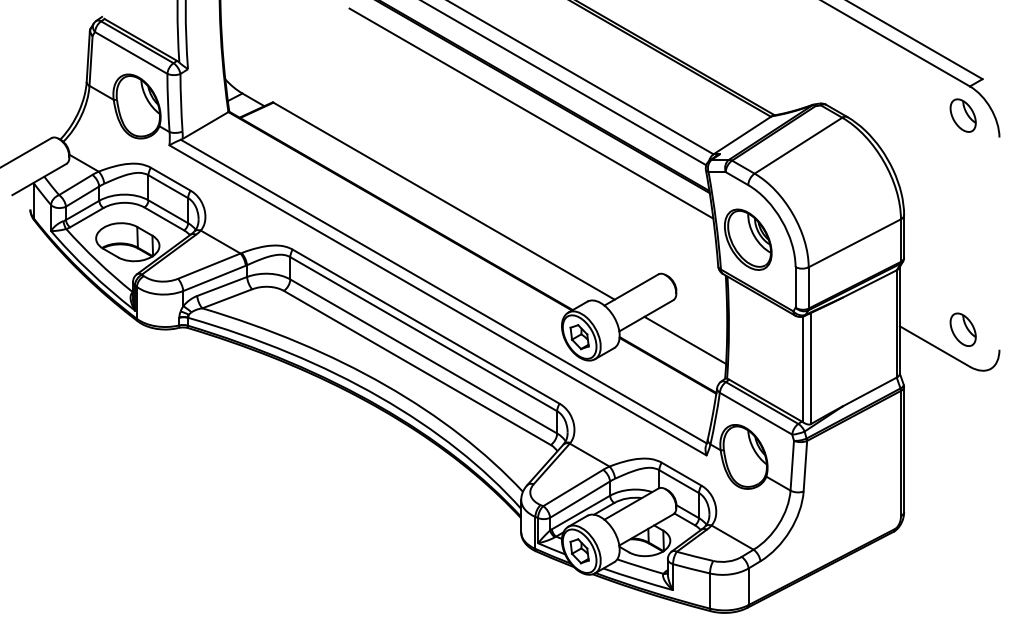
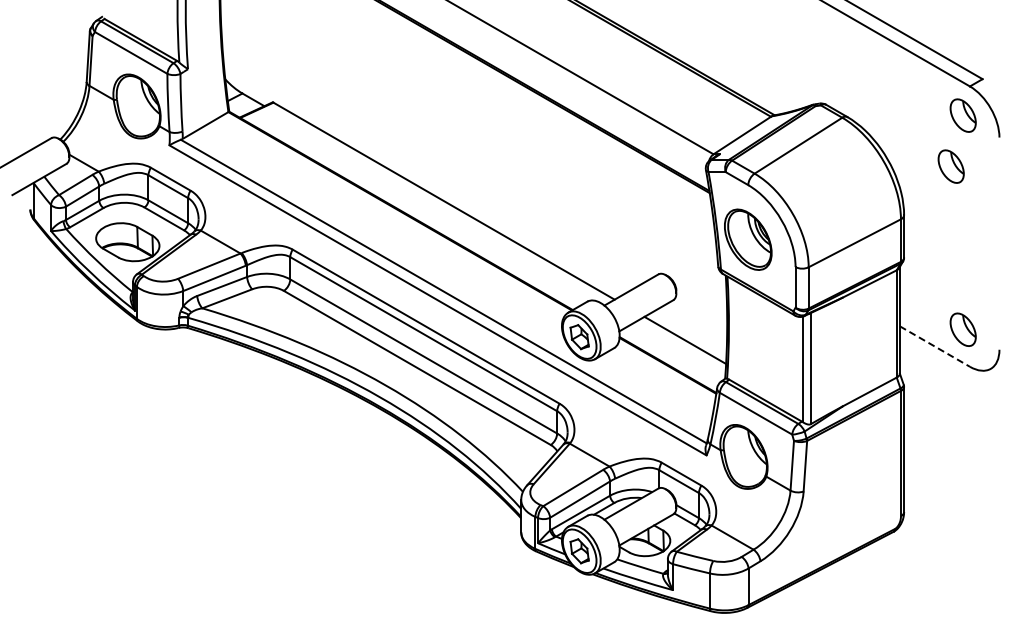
line: present -> none (564, 83)
line: present -> none (531, 113)
part: none -> present (950, 166)
line: solid -> dashed (935, 346)
